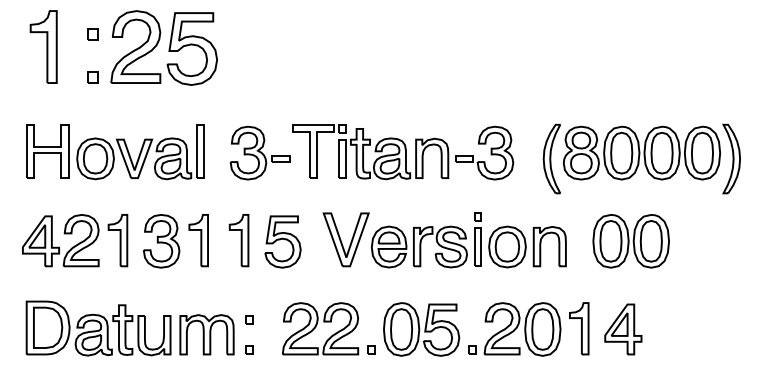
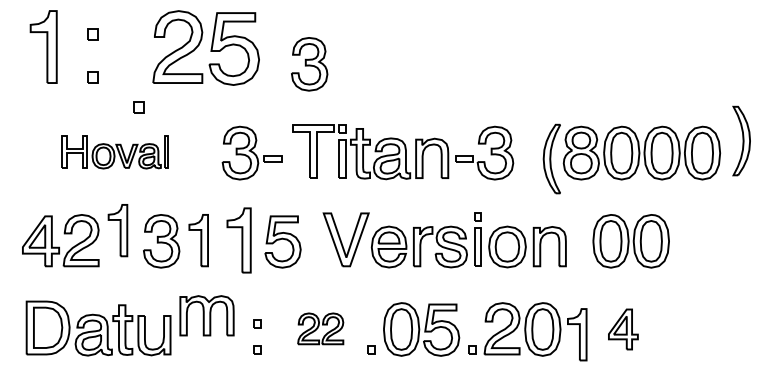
part position: (163, 47) -> (205, 47) (205, 47)
part: none -> present (309, 64)
part: none -> present (138, 107)
part size: 179x57 px -> 108x35 px (114, 152)
part position: (259, 152) -> (251, 152) (251, 152)
part position: (731, 158) -> (741, 140) (741, 140)
part position: (117, 240) -> (117, 230) (117, 230)
part size: 22x54 px -> 26x67 px (238, 240)
part position: (249, 319) -> (257, 323) (257, 323)
part size: 78x54 px -> 48x34 px (320, 328)
part position: (579, 328) -> (577, 334) (577, 334)
part size: 39x53 px -> 31x43 px (623, 329)
part position: (206, 334) -> (206, 315) (206, 315)
part position: (249, 349) -> (257, 349) (257, 349)
